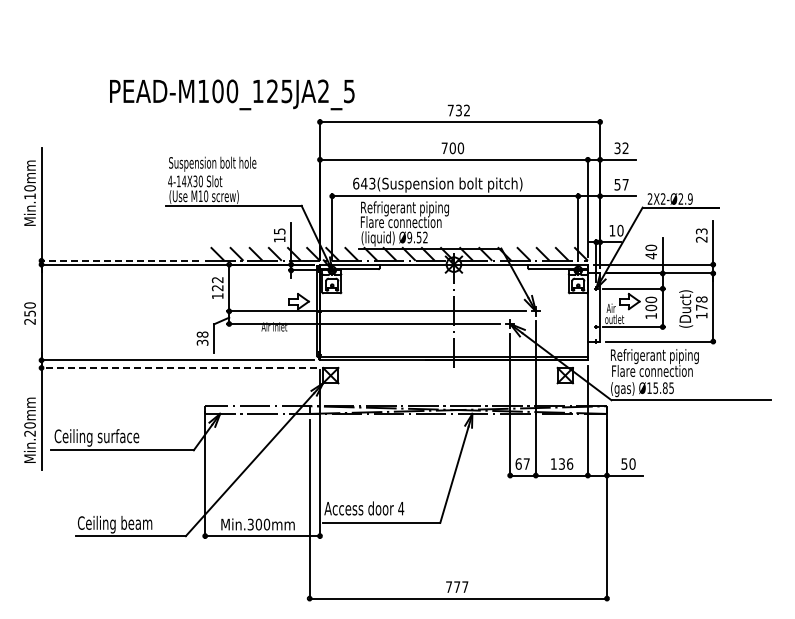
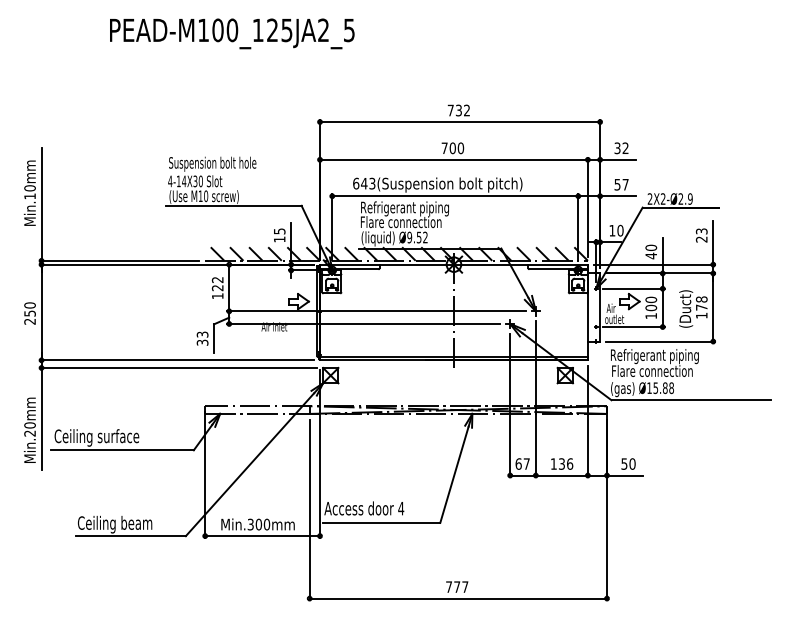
text position: (232, 94) -> (232, 33) (232, 33)
line: dashed -> solid (119, 260)
text: 38 -> 33 (202, 334)
line: dashed -> solid (178, 367)
text: Ø15.85 -> Ø15.88 (671, 387)
